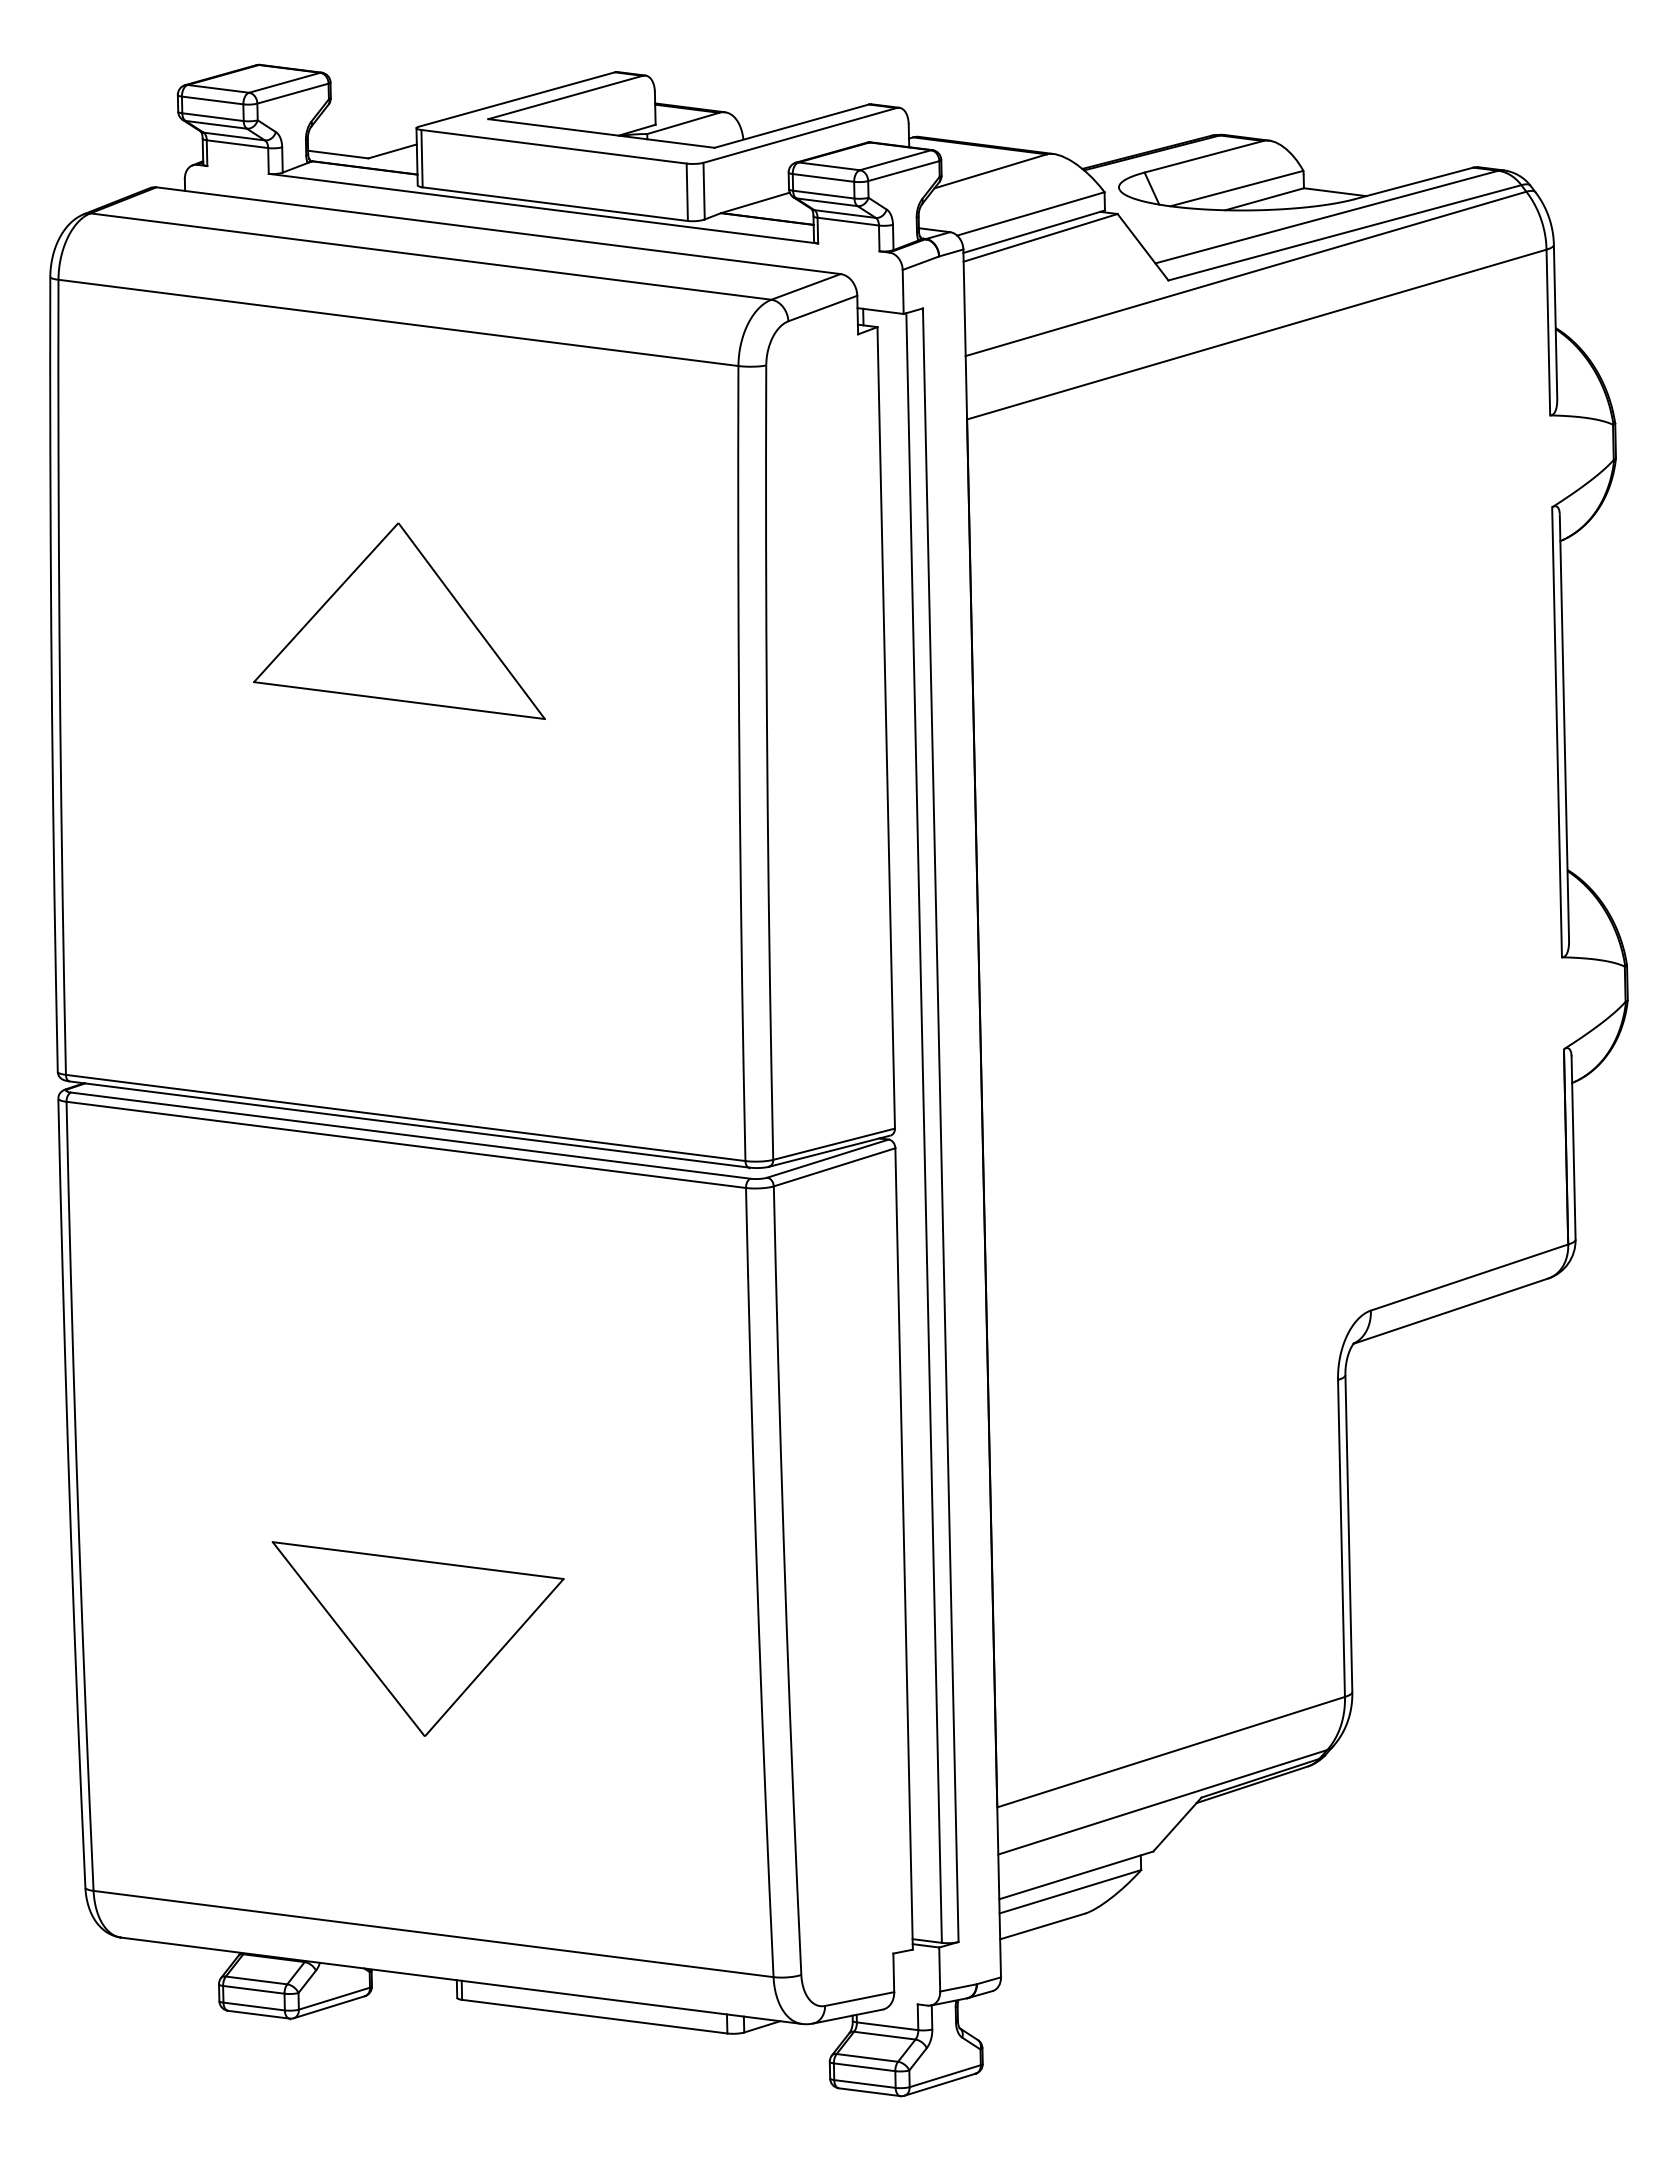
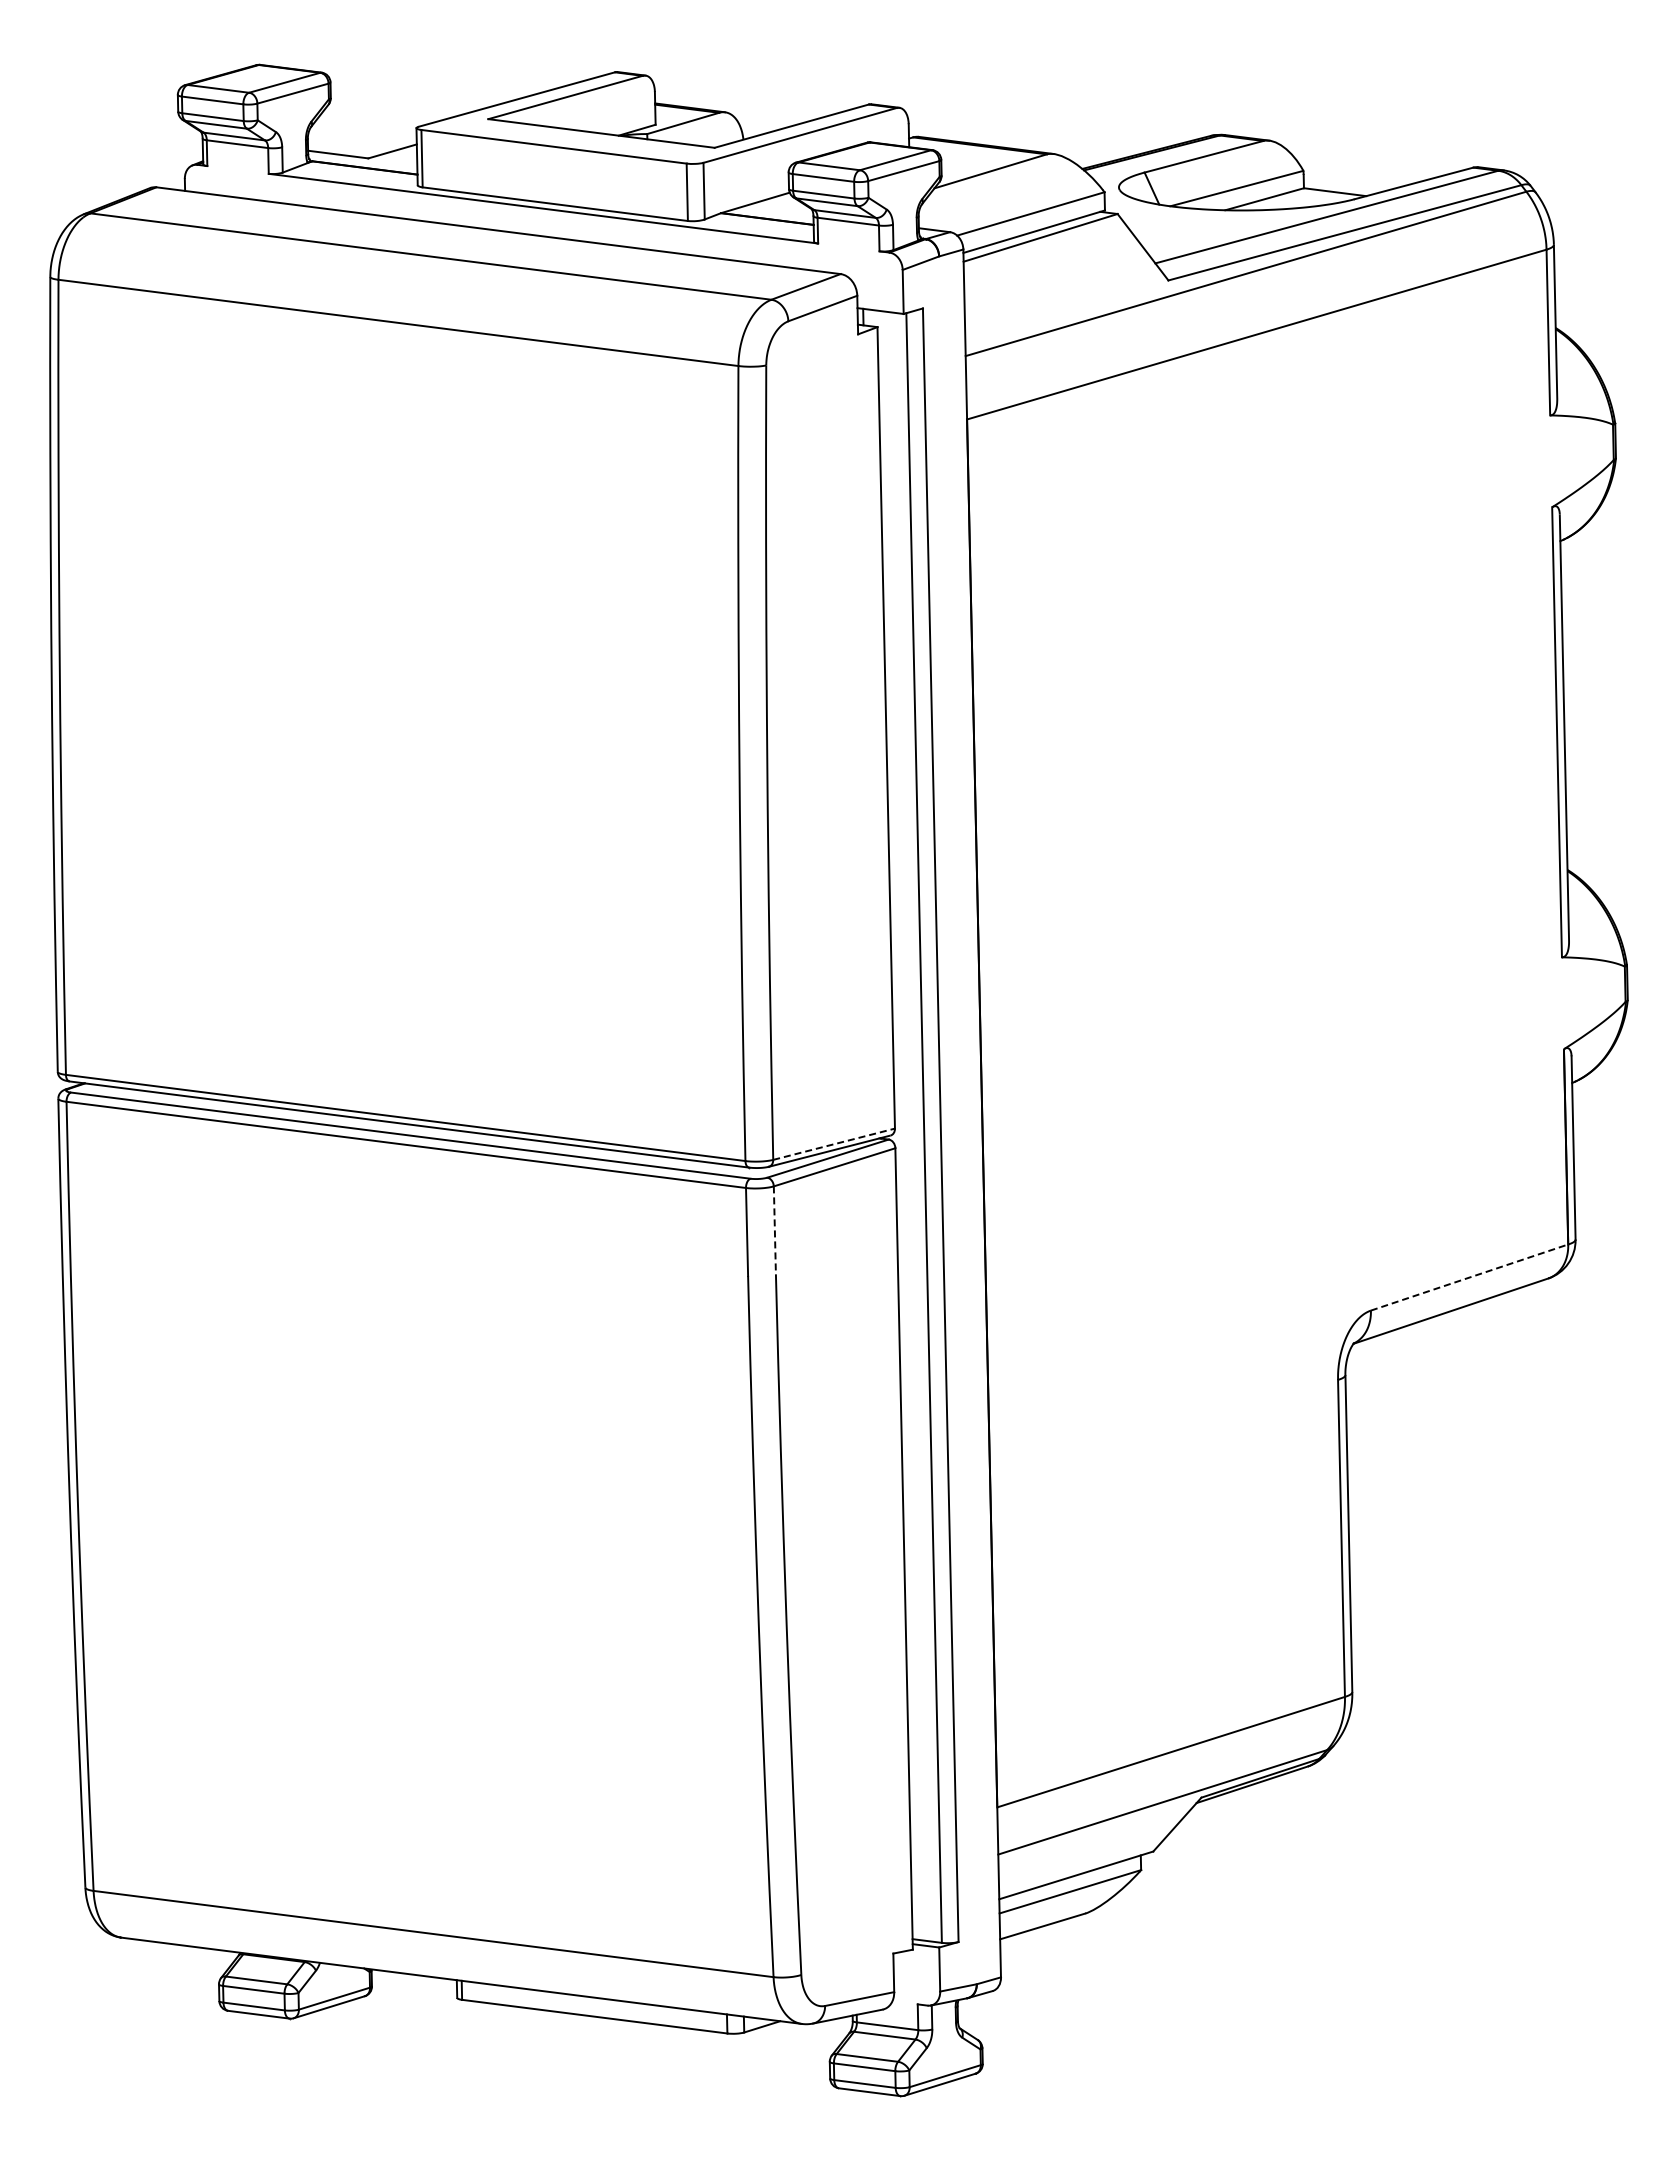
part: present -> none (399, 620)
line: solid -> dashed (834, 1144)
line: solid -> dashed (774, 1230)
line: solid -> dashed (1470, 1277)
part: present -> none (417, 1638)
